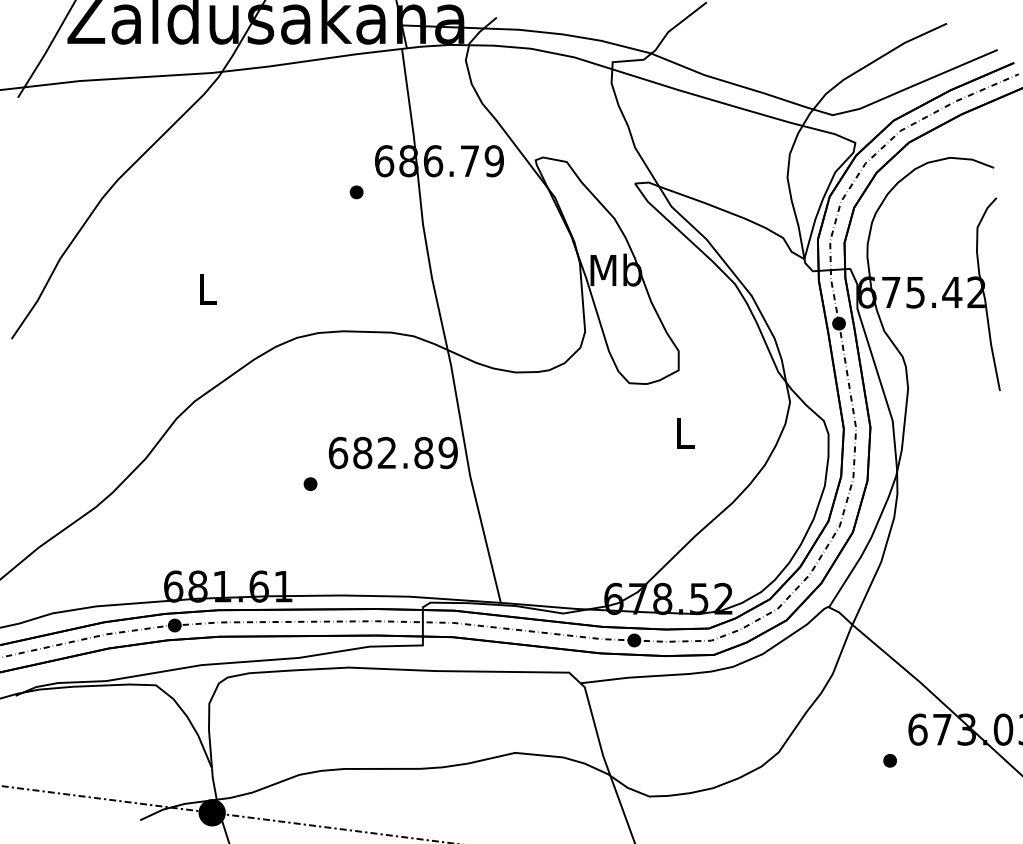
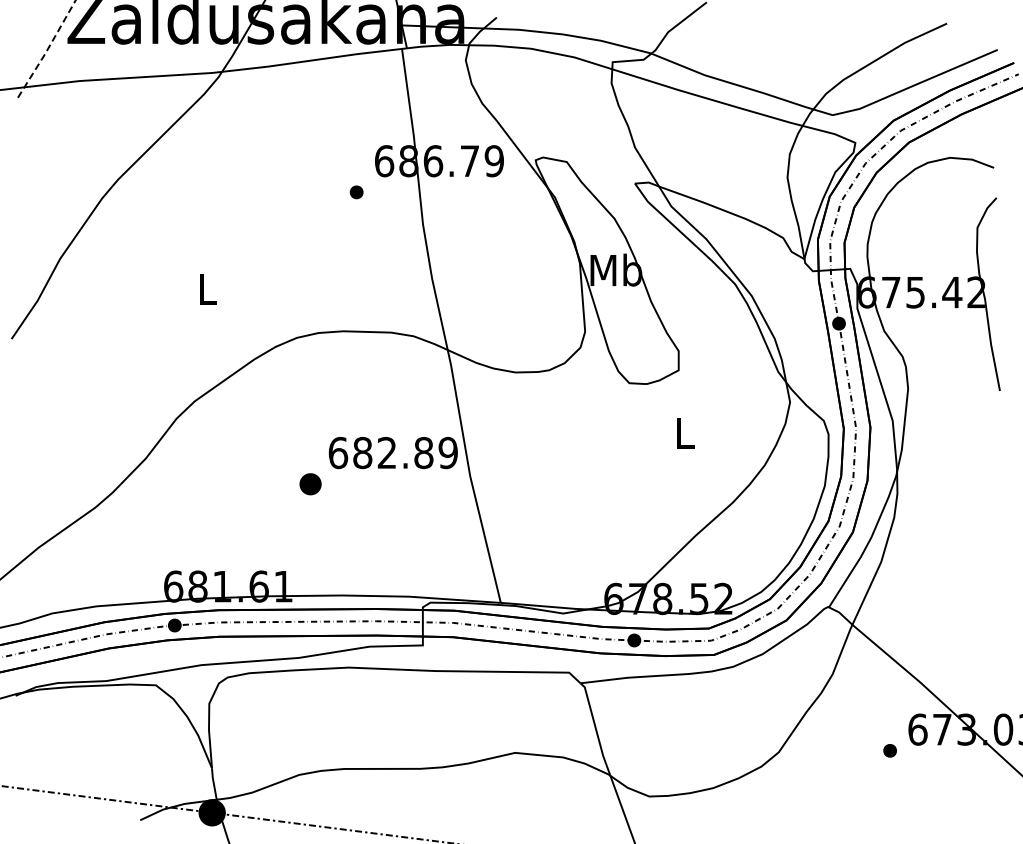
line: solid -> dashed (47, 49)
part size: 15x14 px -> 23x23 px (310, 484)
part position: (889, 760) -> (889, 750) (889, 750)
